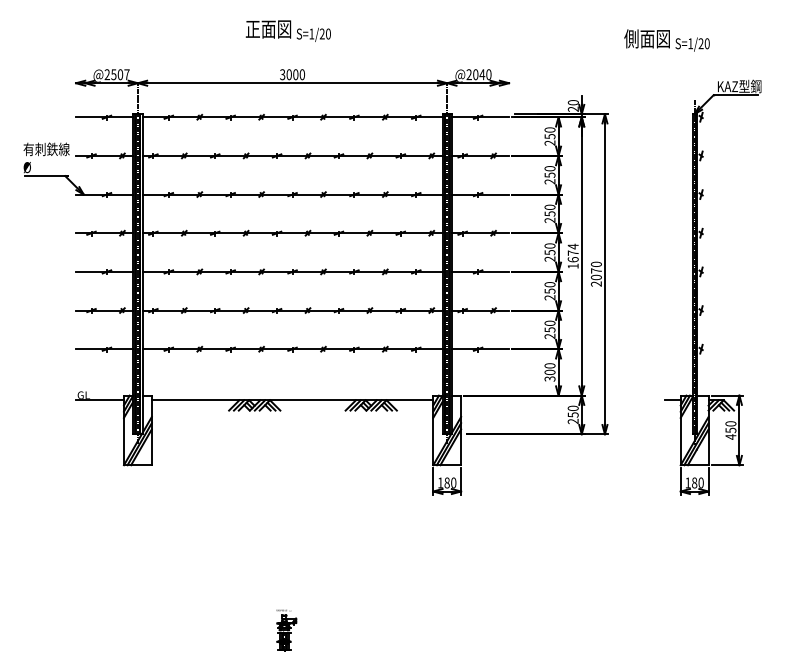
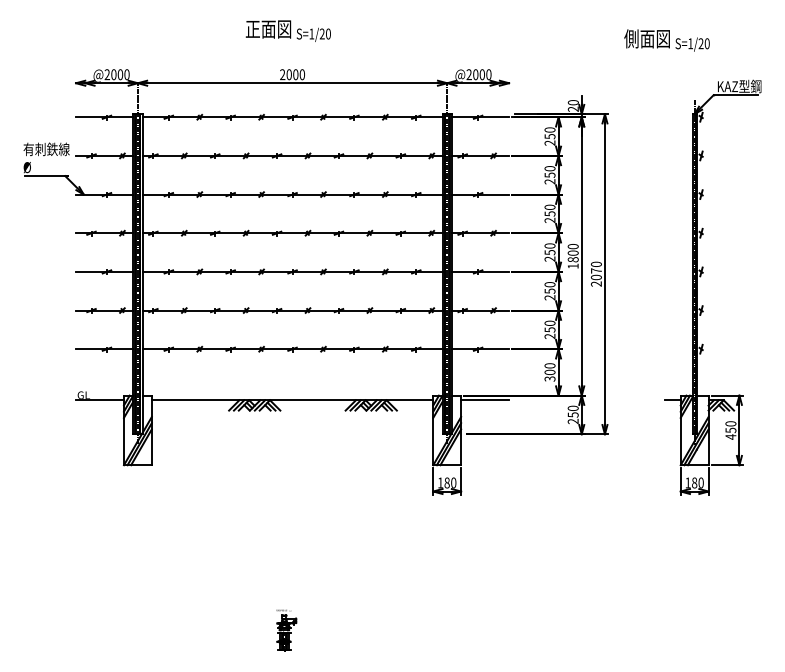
text: @2507 -> @2000 (120, 74)
text: @2040 -> @2000 (482, 74)
text: 3000 -> 2000 (282, 75)
text: 1674 -> 1800 (572, 252)
line: none -> present (485, 400)
